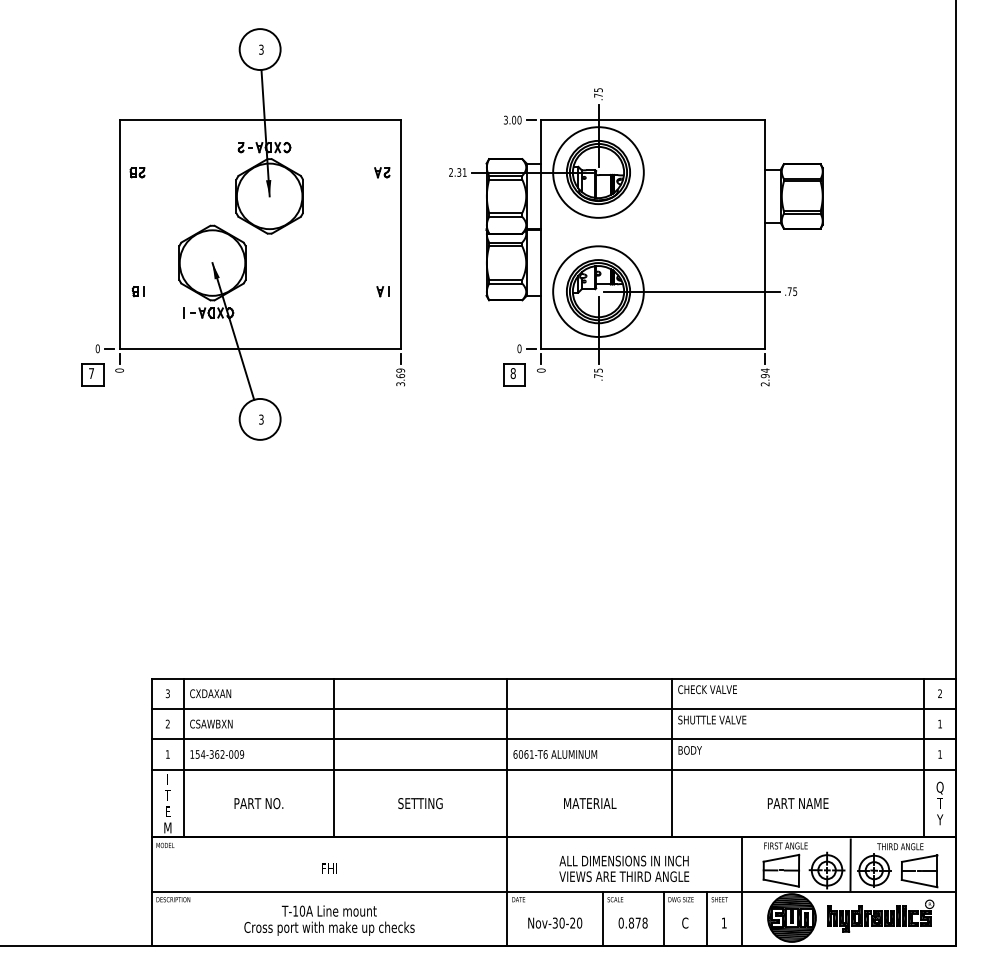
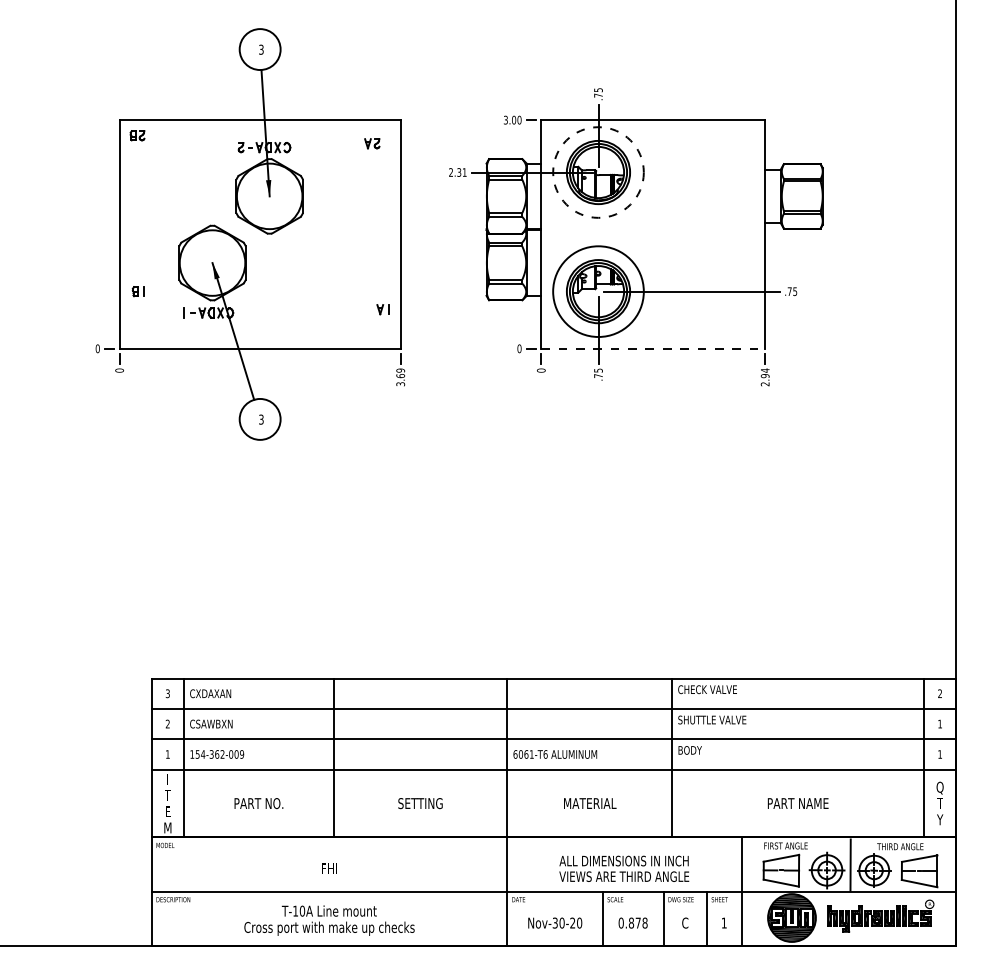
part position: (137, 172) -> (137, 135) (137, 135)
part position: (382, 172) -> (372, 143) (372, 143)
circle: solid -> dashed (598, 172)
part position: (382, 291) -> (382, 309) (382, 309)
line: solid -> dashed (653, 348)
part: present -> none (92, 374)
part: present -> none (514, 374)
